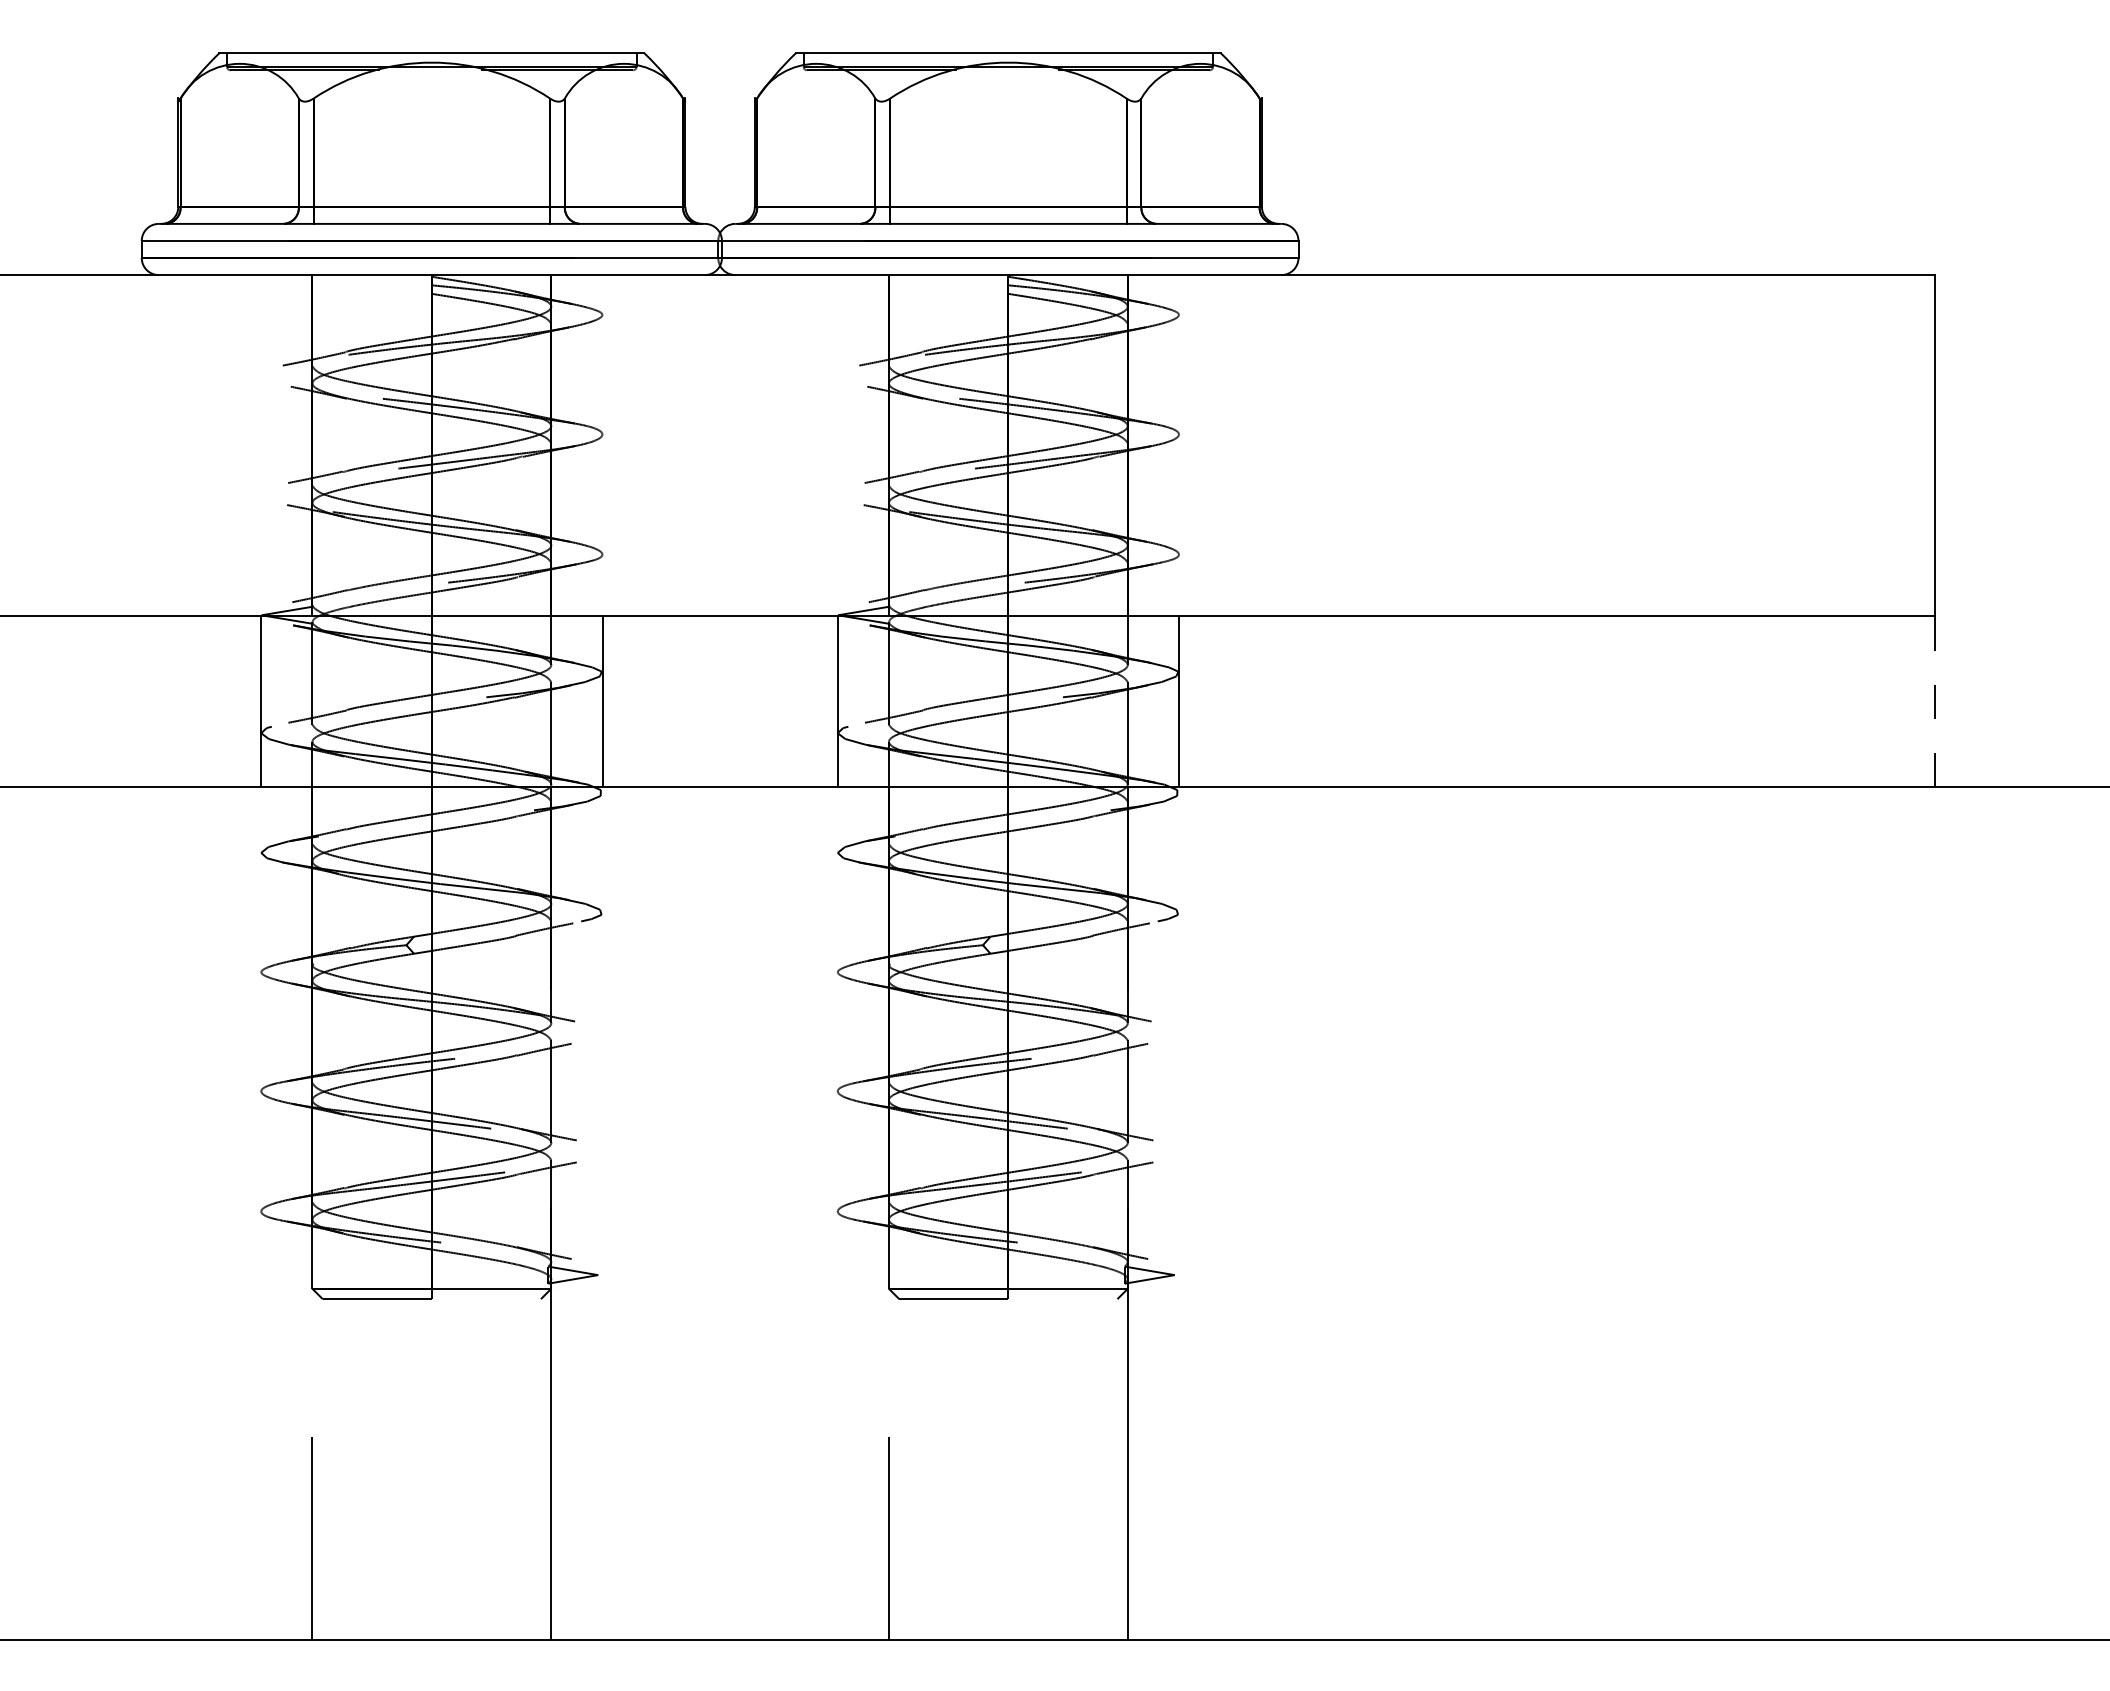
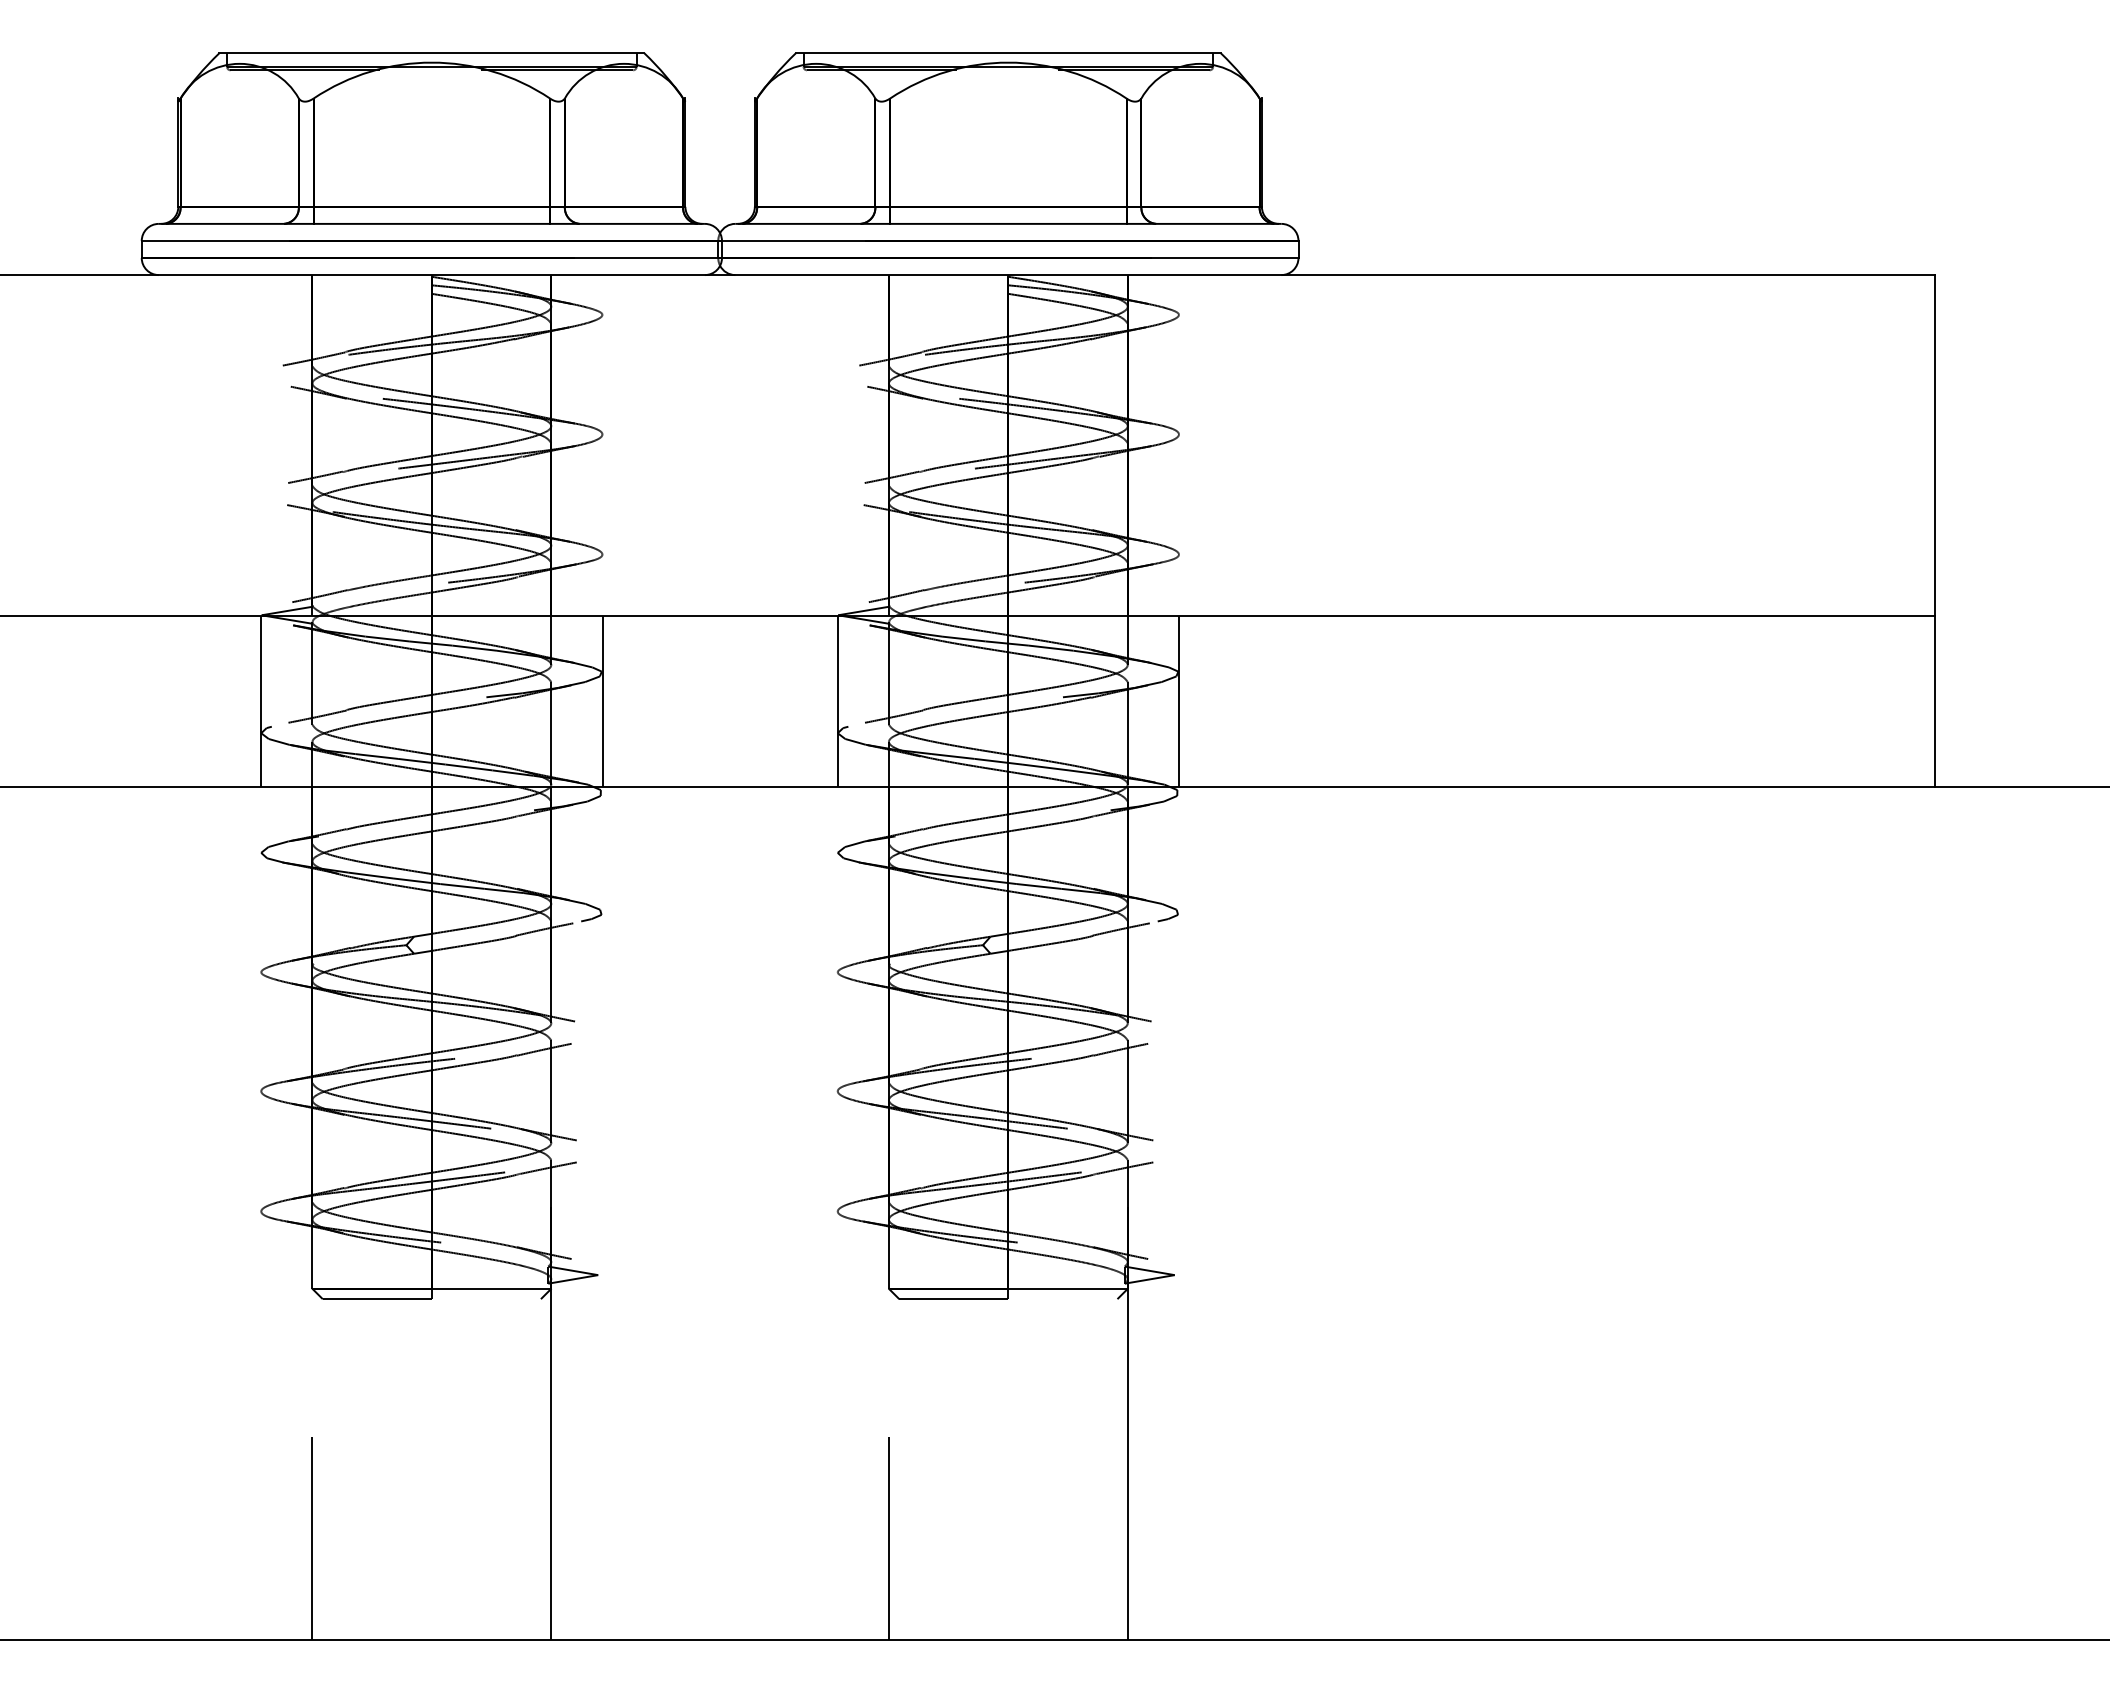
line: dashed -> solid (1934, 701)
